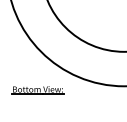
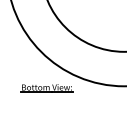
part position: (37, 90) -> (46, 88) (46, 88)
